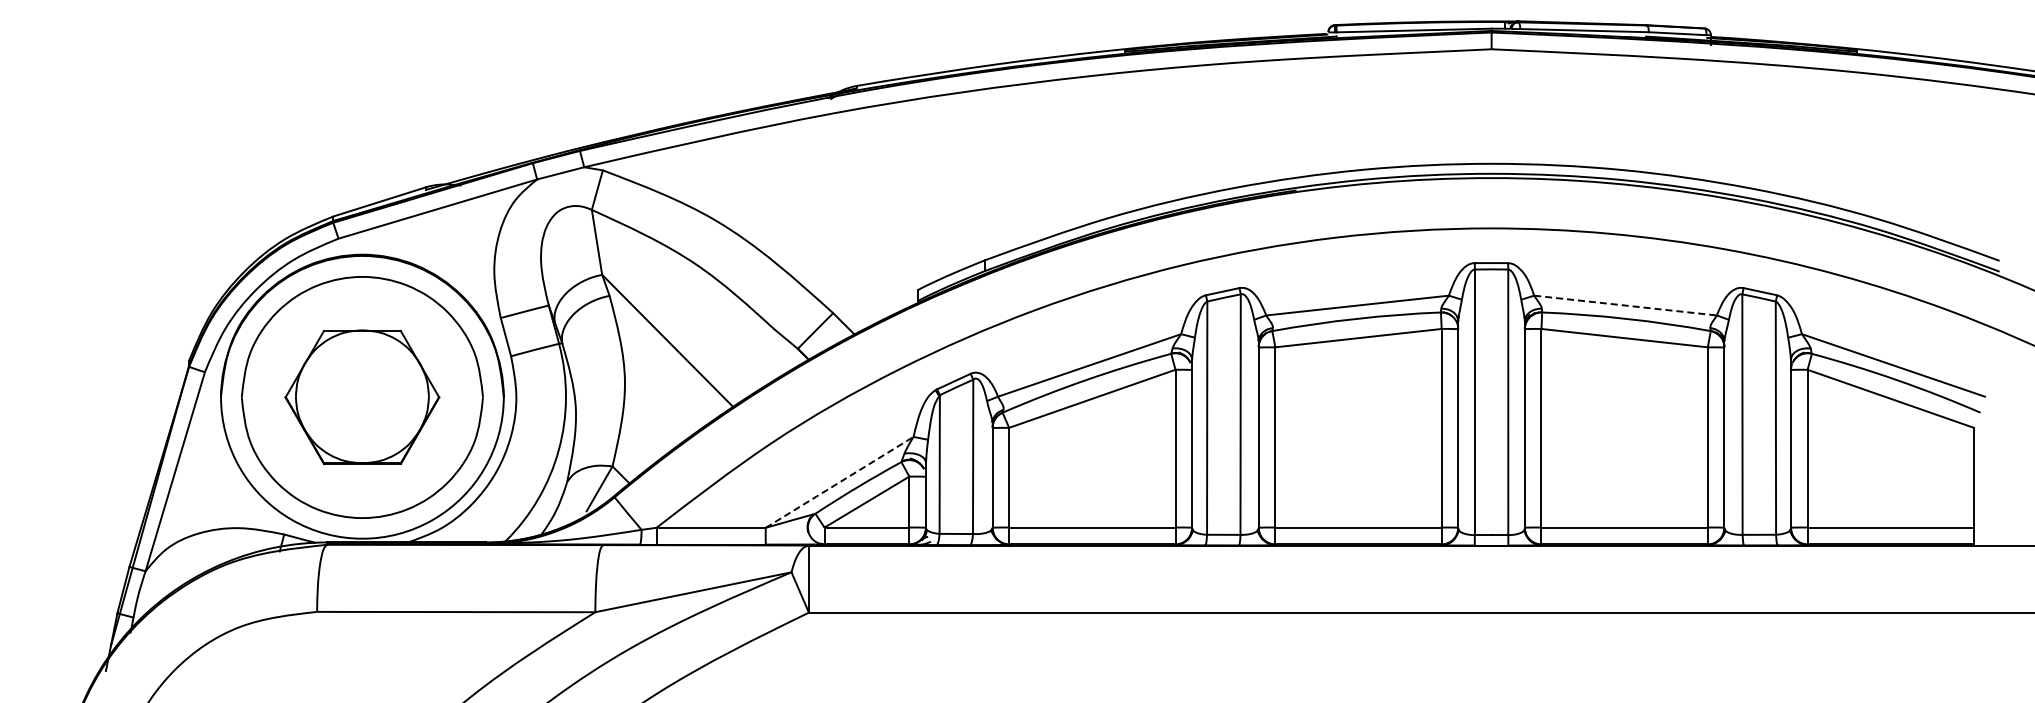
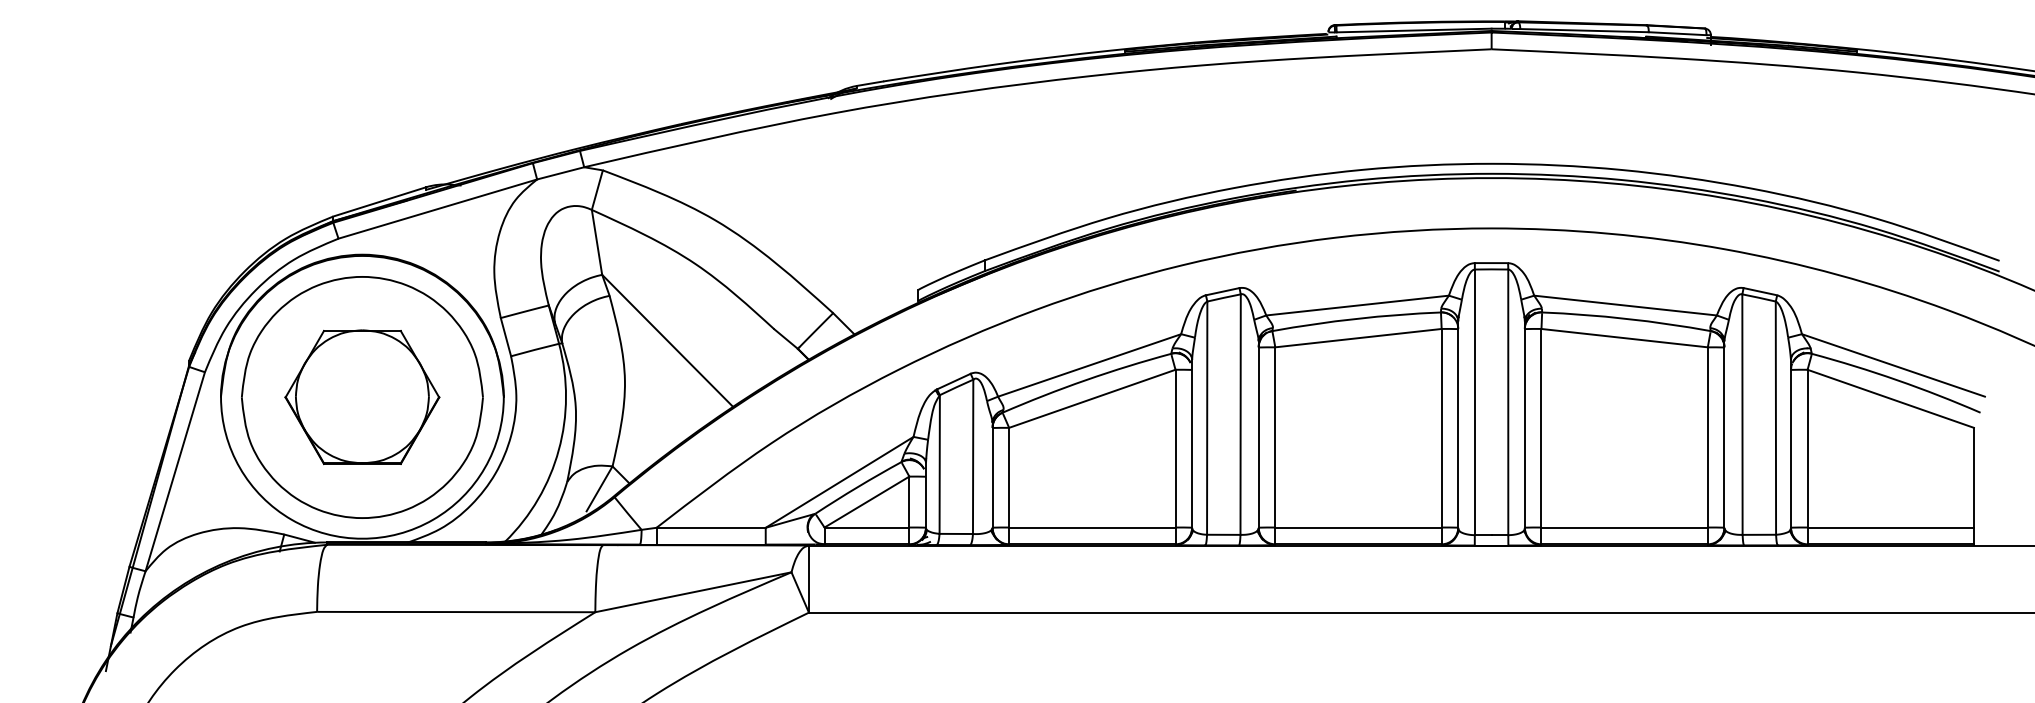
line: dashed -> solid (1625, 305)
line: dashed -> solid (839, 482)
